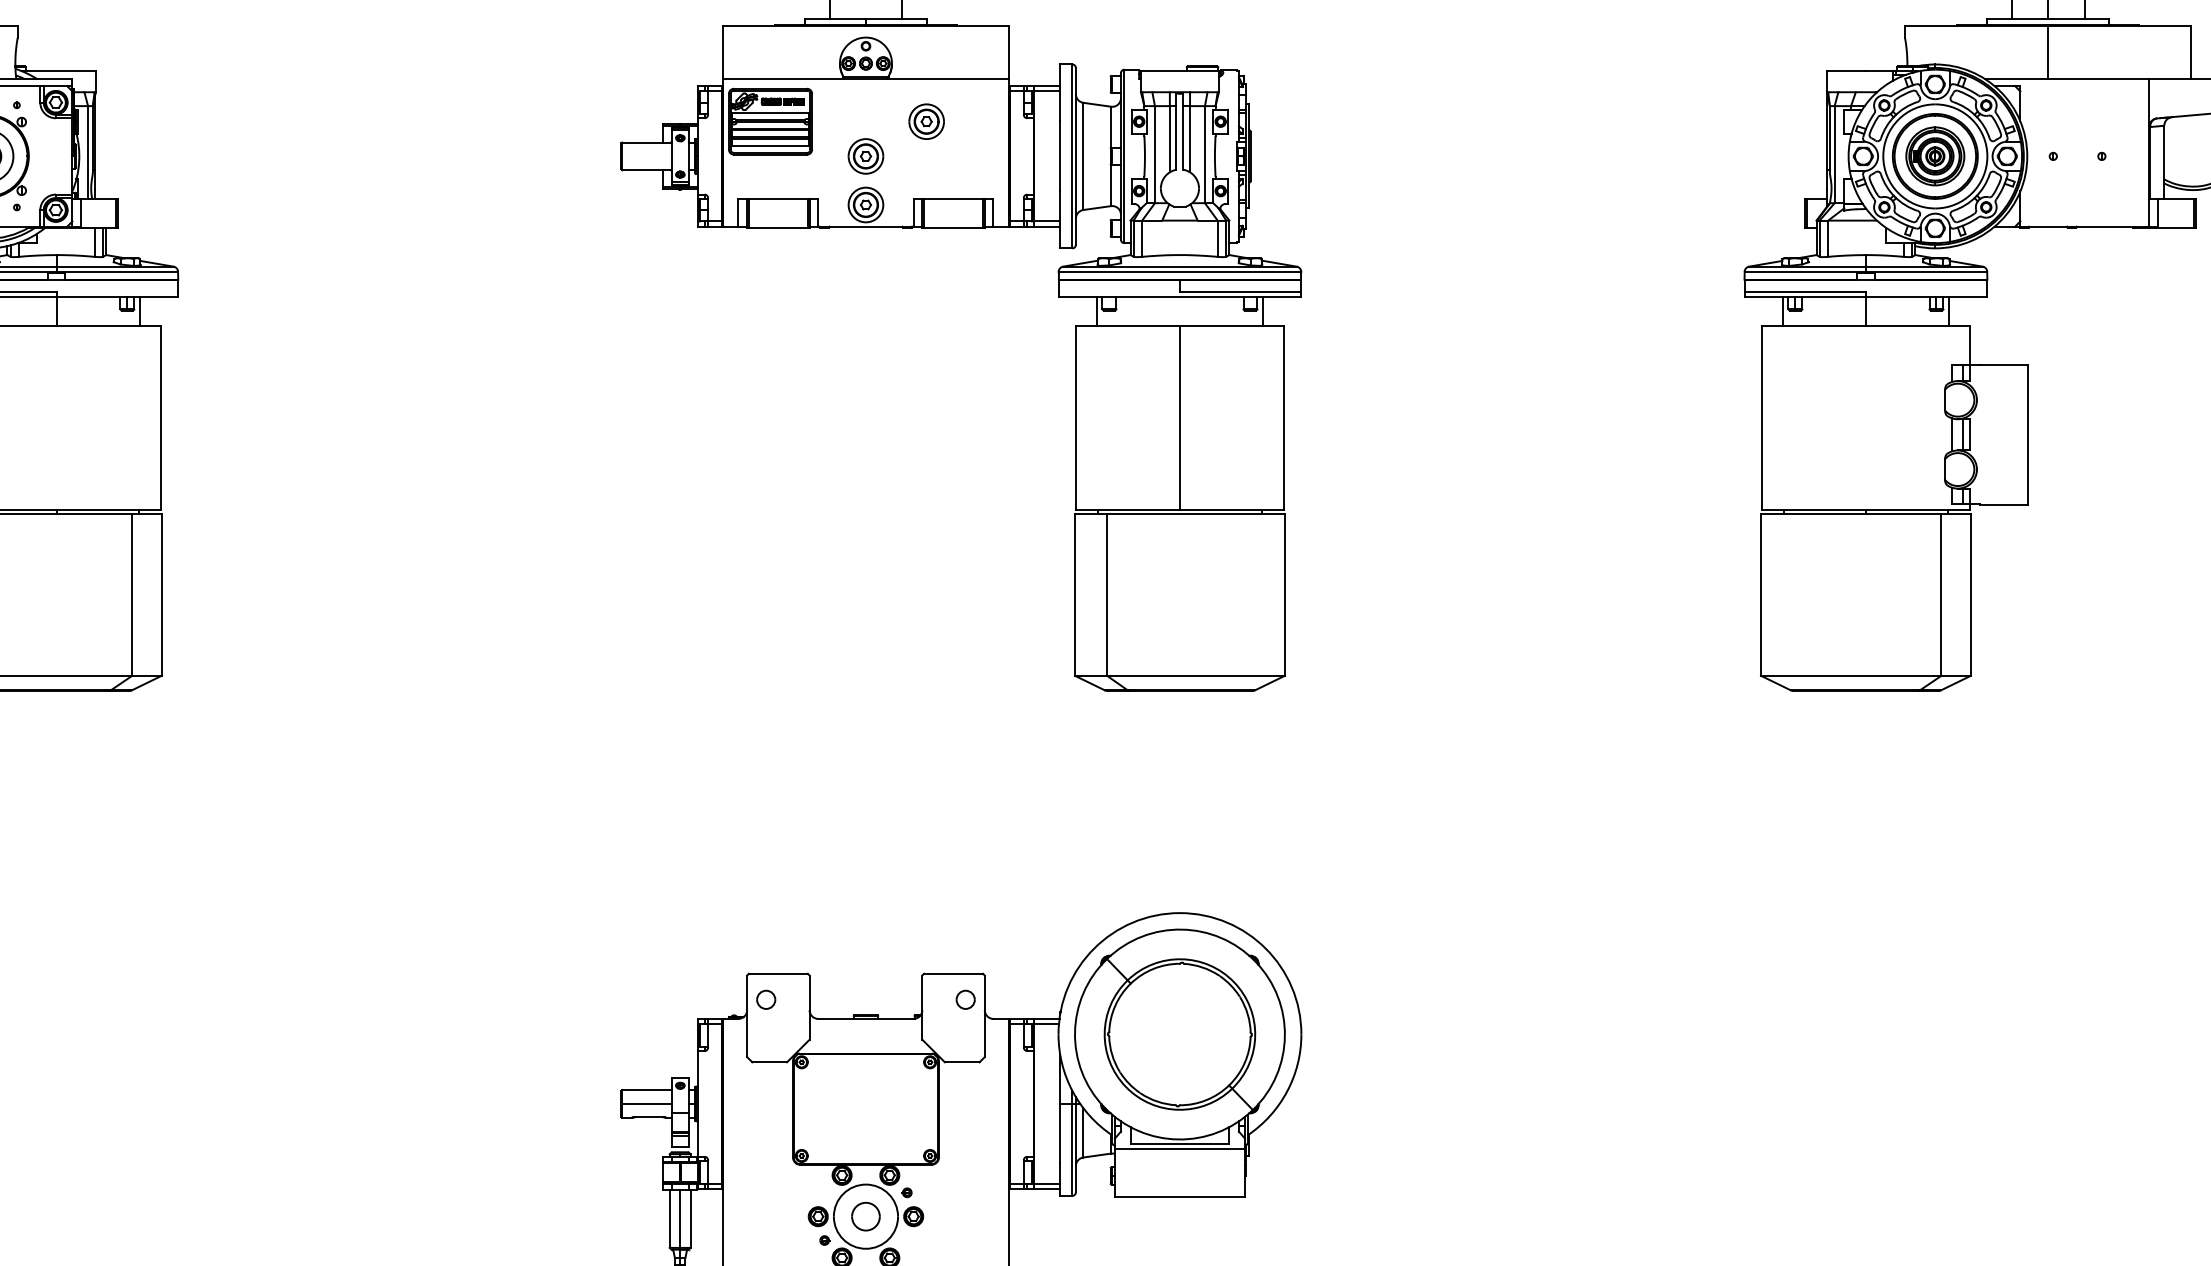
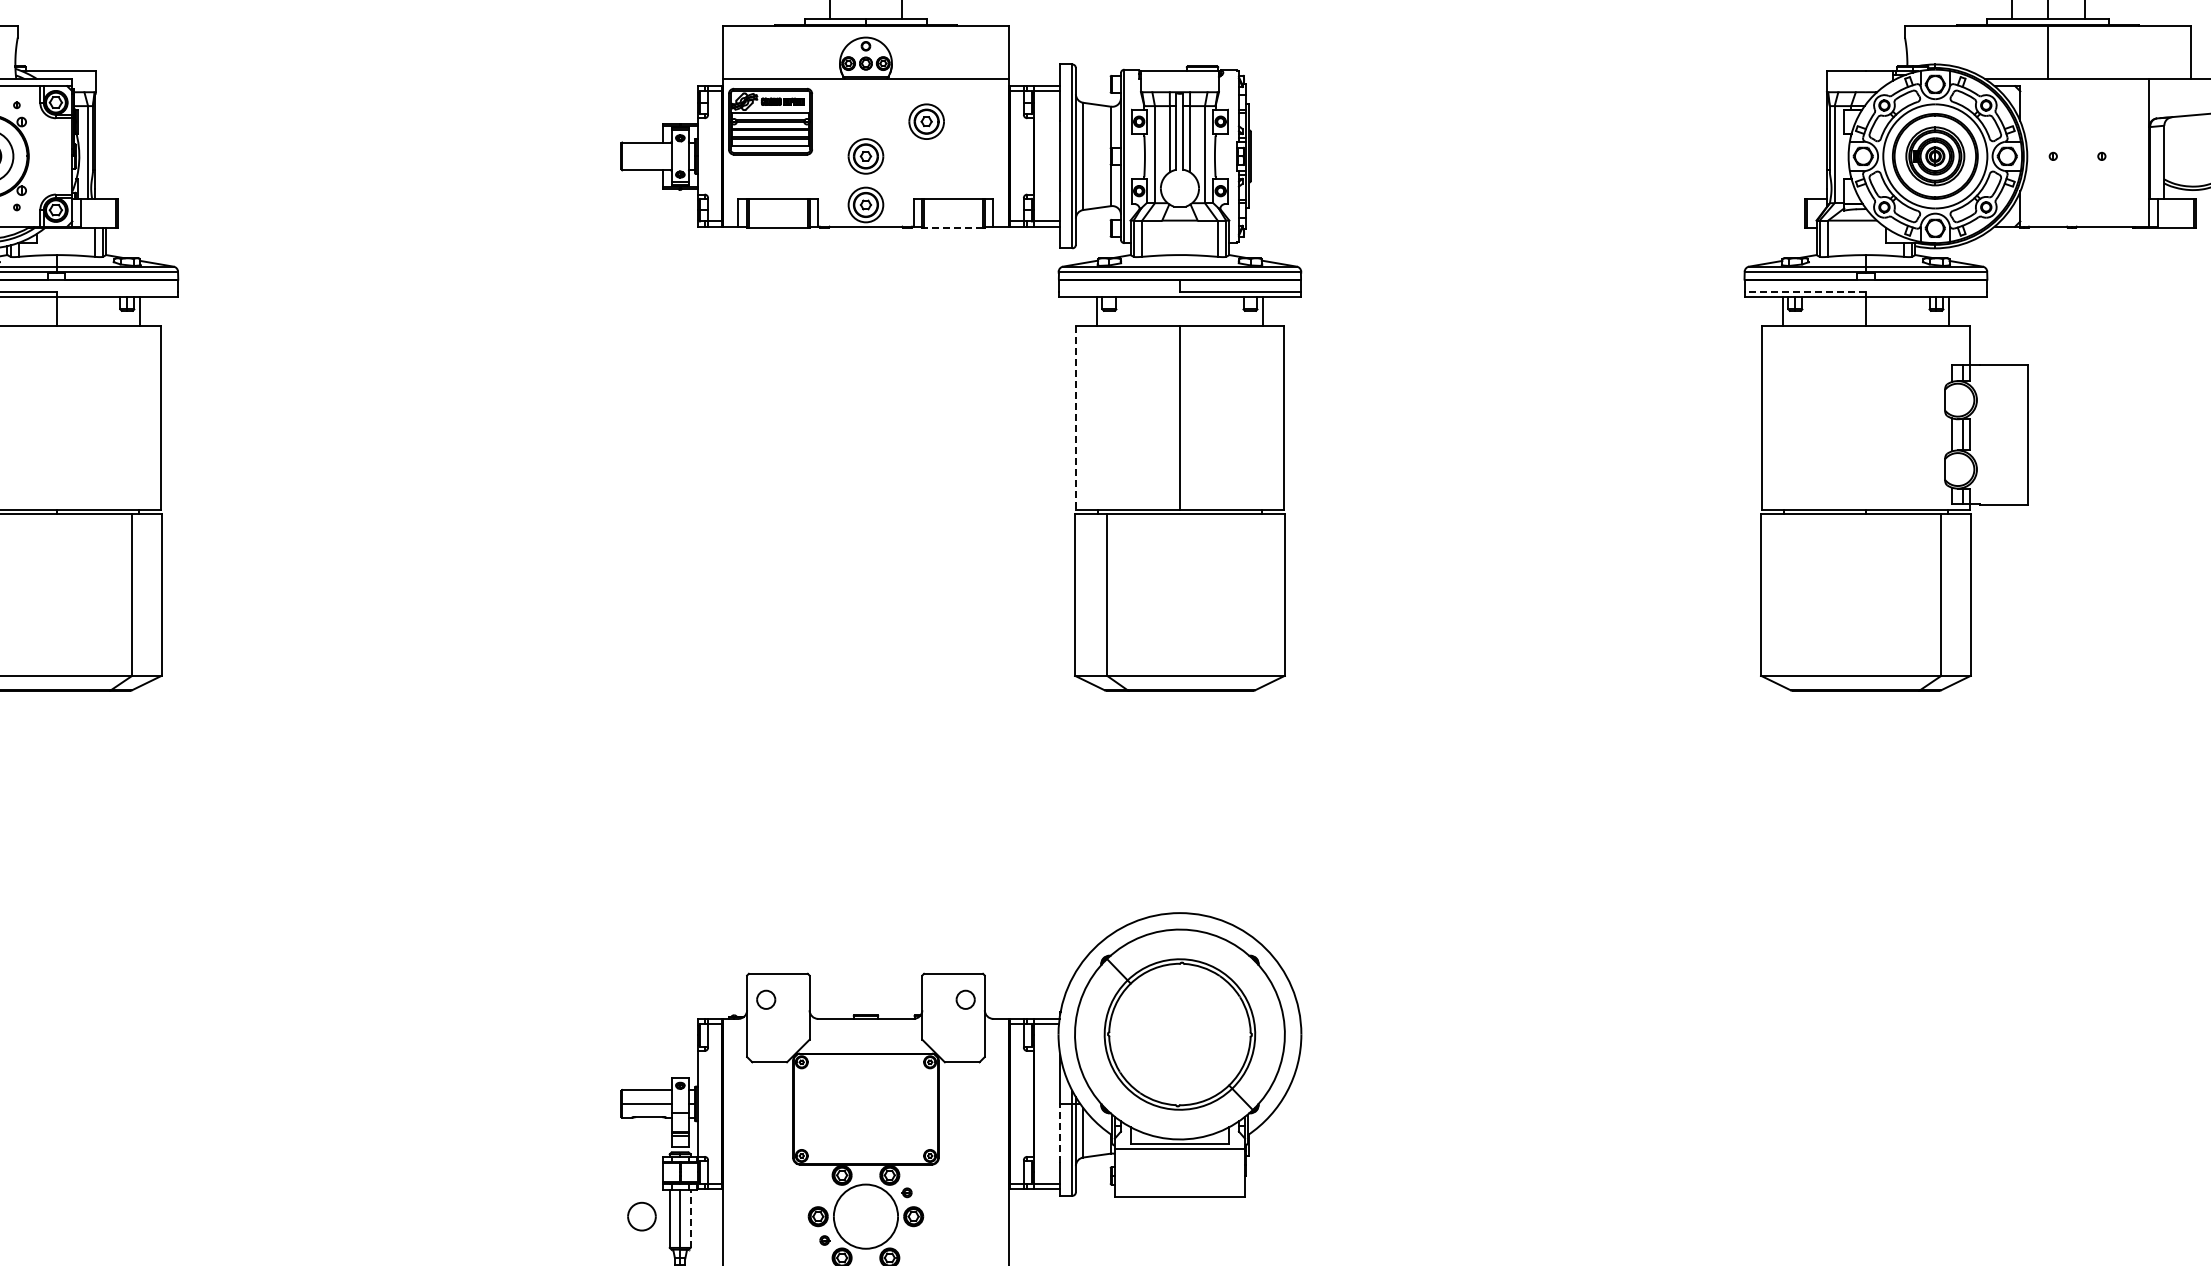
line: solid -> dashed (953, 228)
line: solid -> dashed (1805, 291)
line: solid -> dashed (1075, 418)
line: solid -> dashed (1060, 1133)
part position: (865, 1216) -> (641, 1216) (641, 1216)
line: solid -> dashed (690, 1218)
